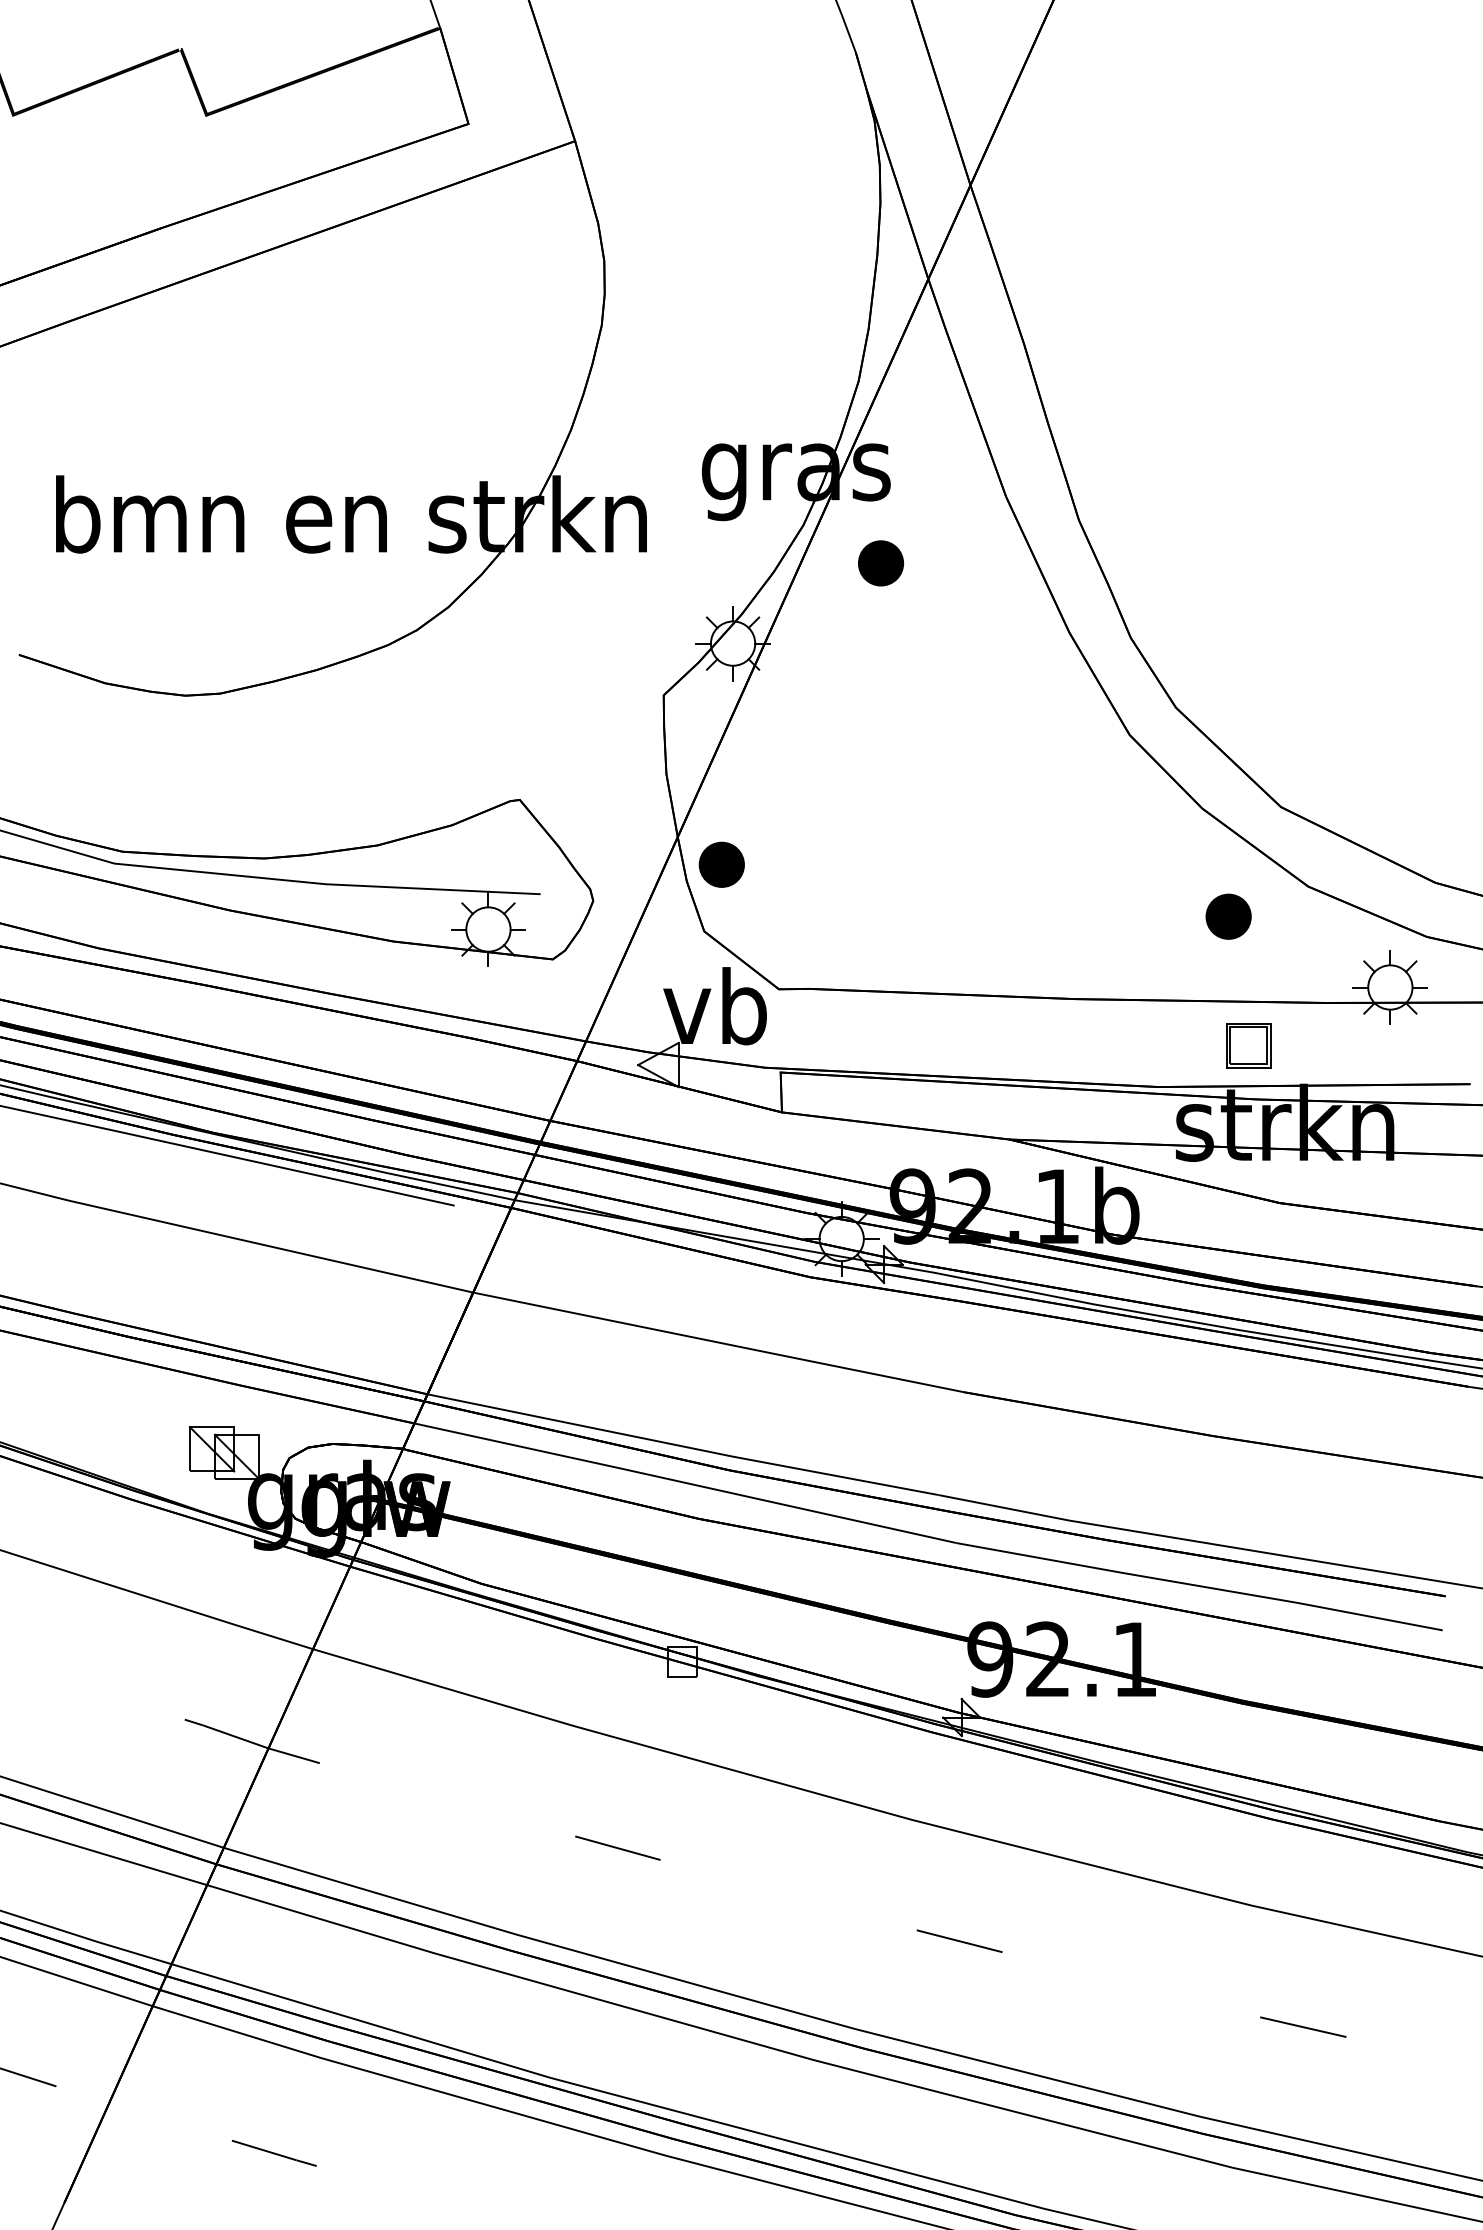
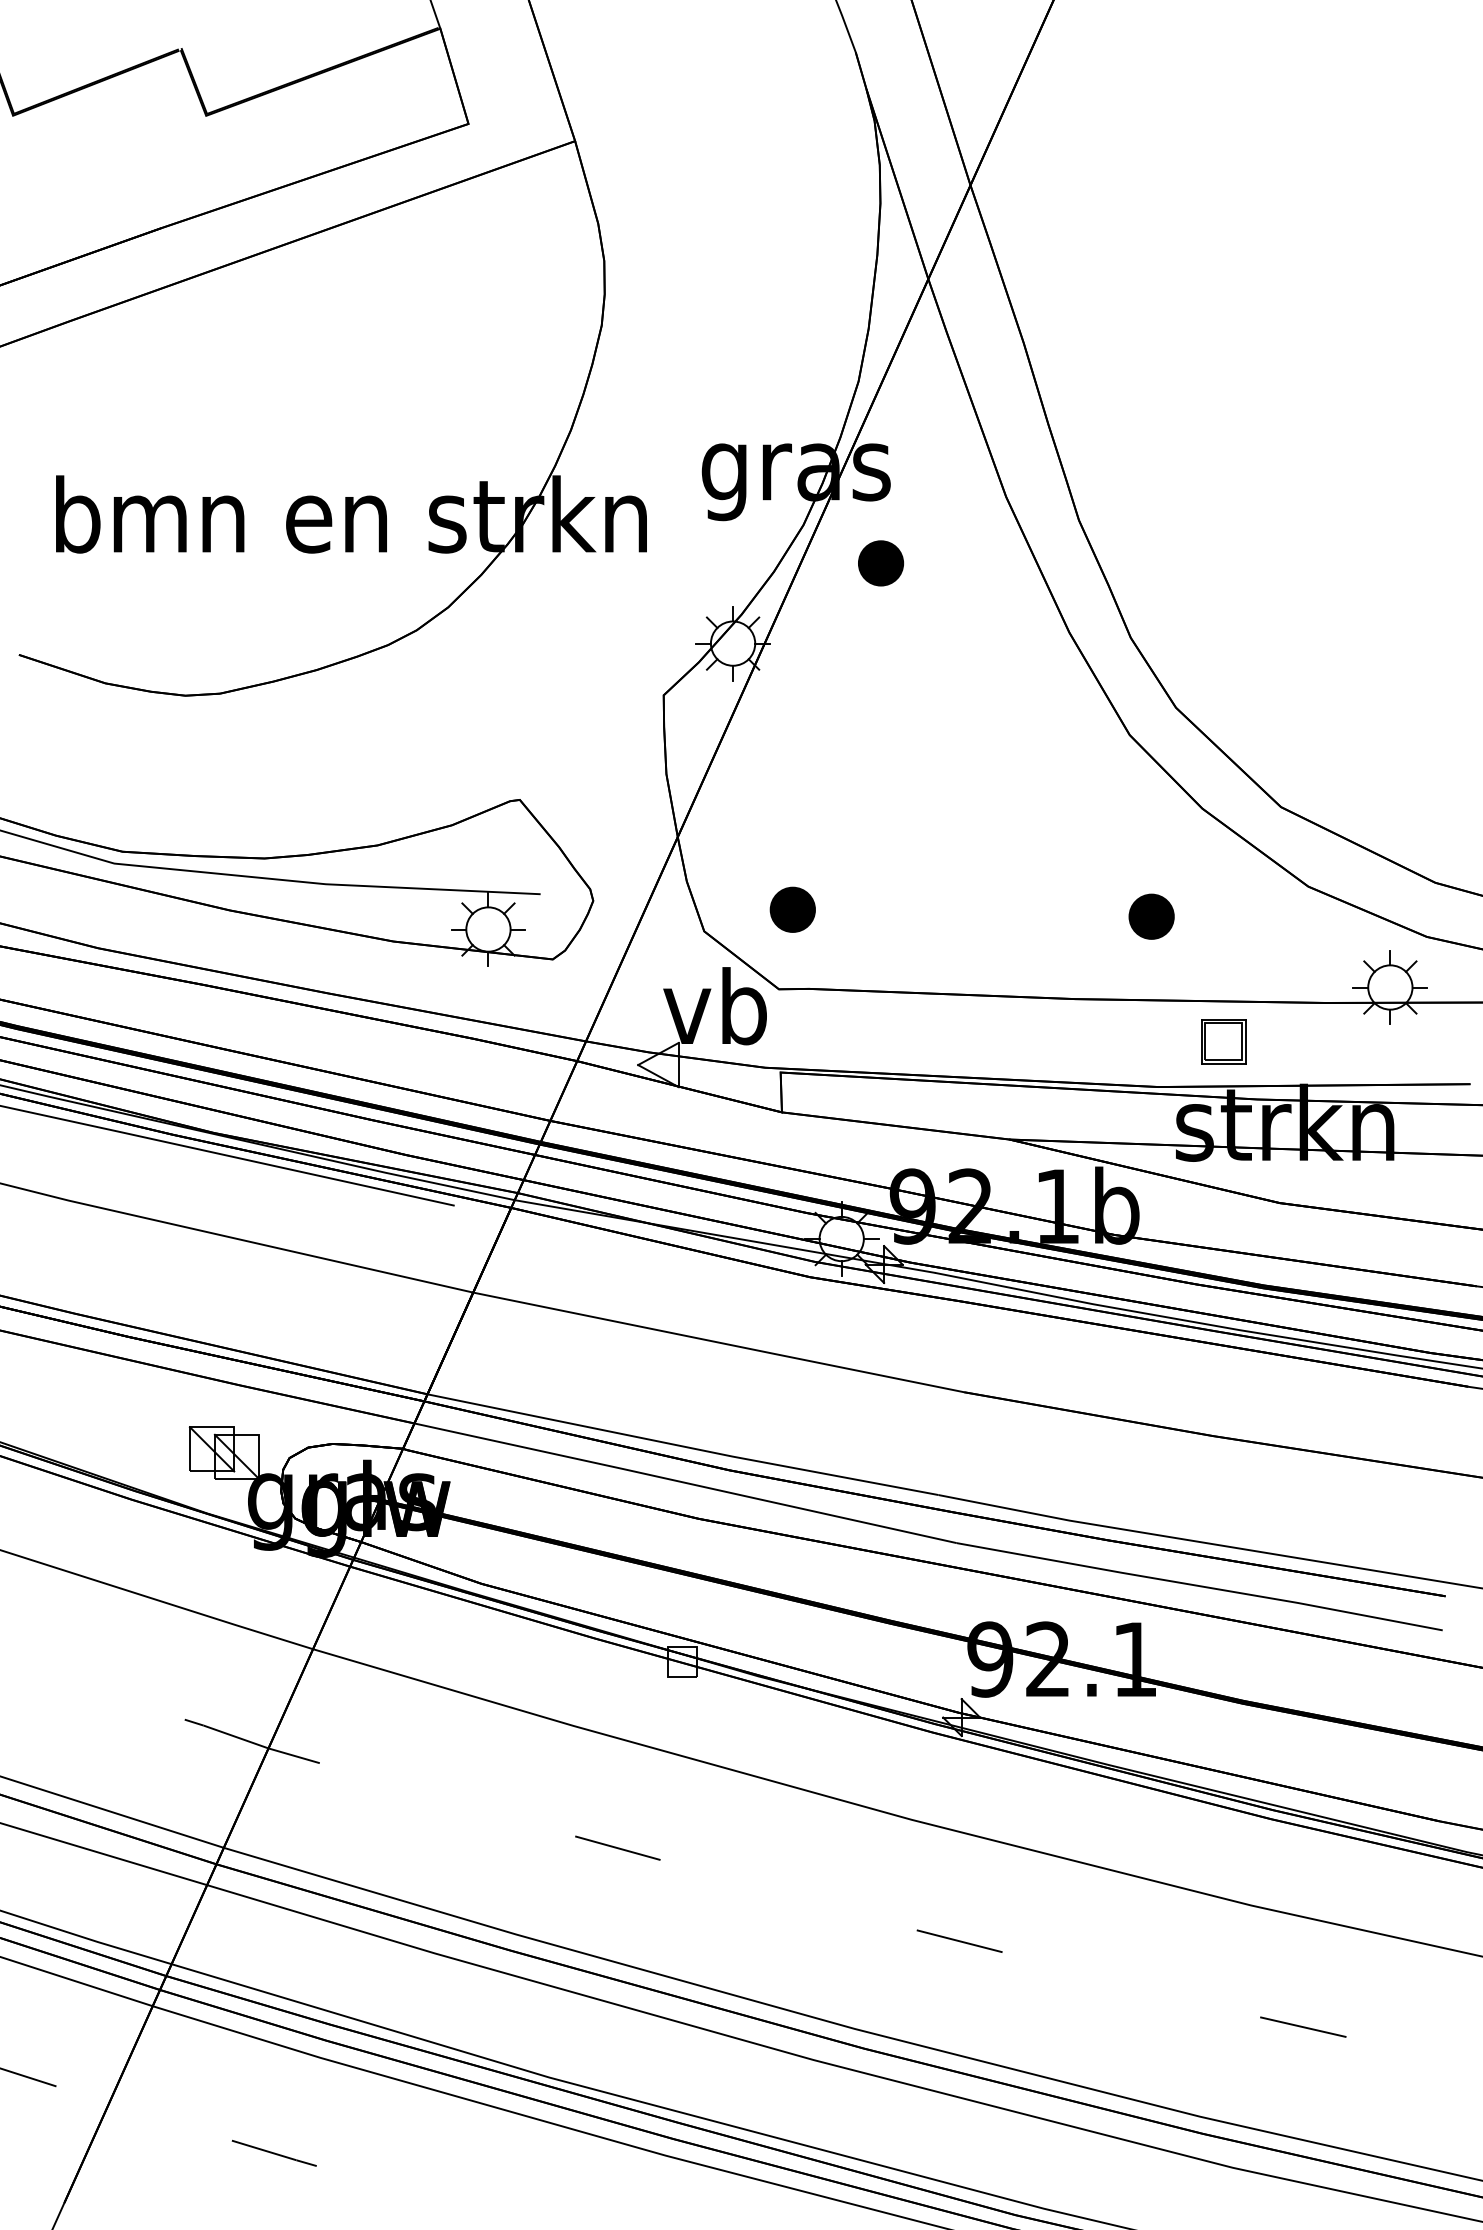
part position: (721, 864) -> (792, 909) (792, 909)
part position: (1228, 916) -> (1151, 916) (1151, 916)
part position: (1248, 1045) -> (1223, 1041) (1223, 1041)
